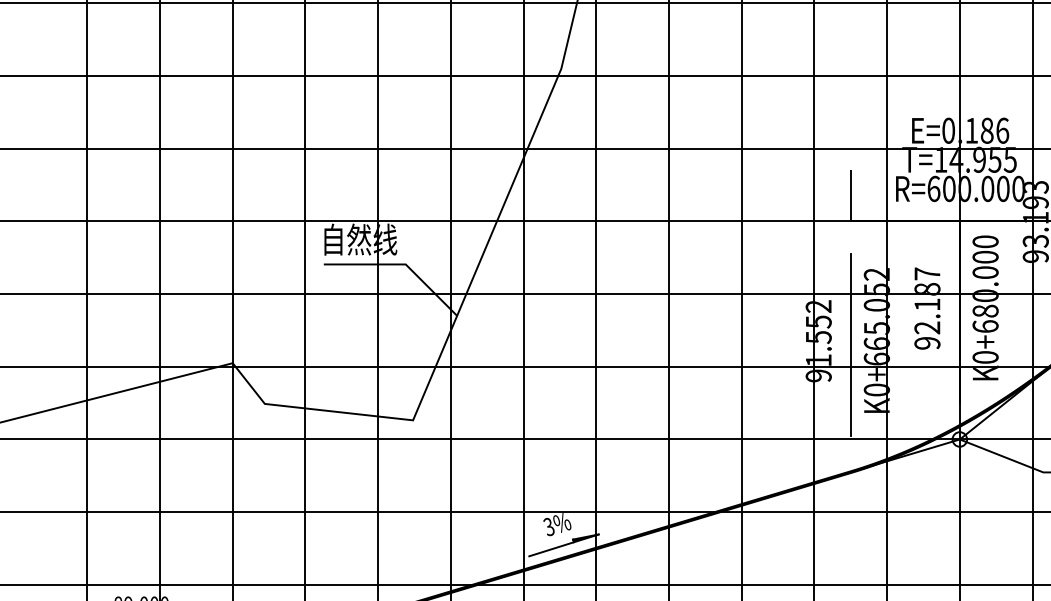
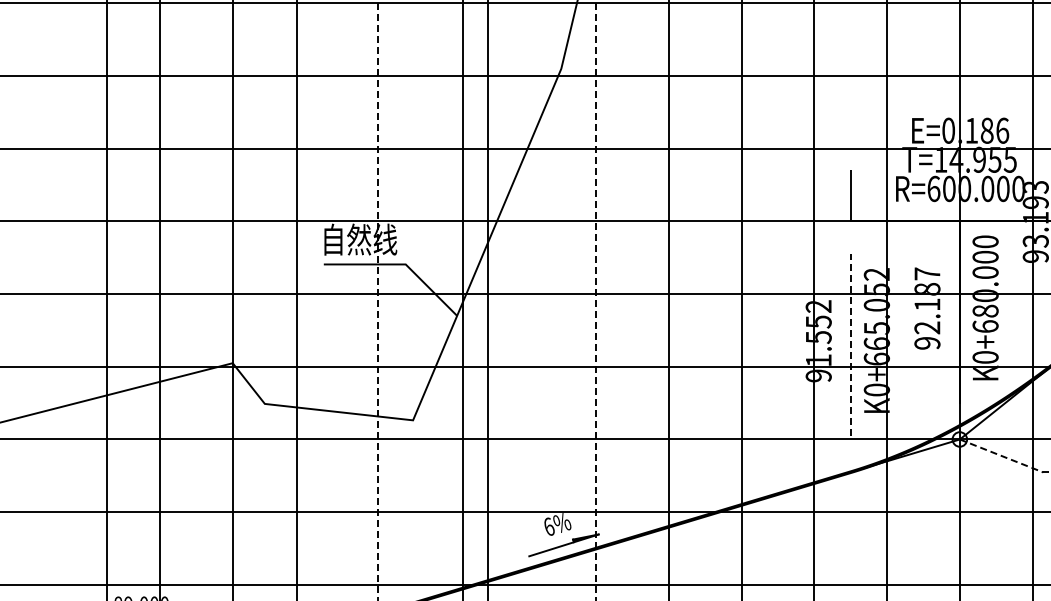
line position: (87, 299) -> (107, 299) (107, 299)
line position: (305, 299) -> (297, 299) (297, 299)
line: solid -> dashed (378, 299)
line position: (450, 299) -> (462, 299) (462, 299)
line position: (523, 299) -> (487, 299) (487, 299)
line: solid -> dashed (596, 299)
line: solid -> dashed (851, 344)
line: solid -> dashed (1005, 457)
text: 3%%% -> 6%%% (548, 526)
